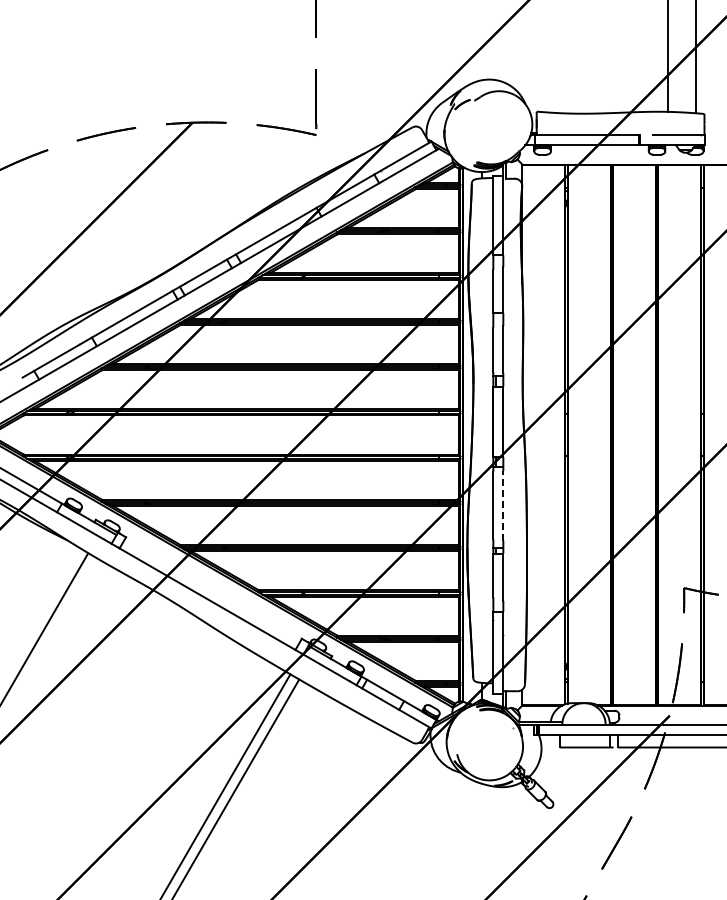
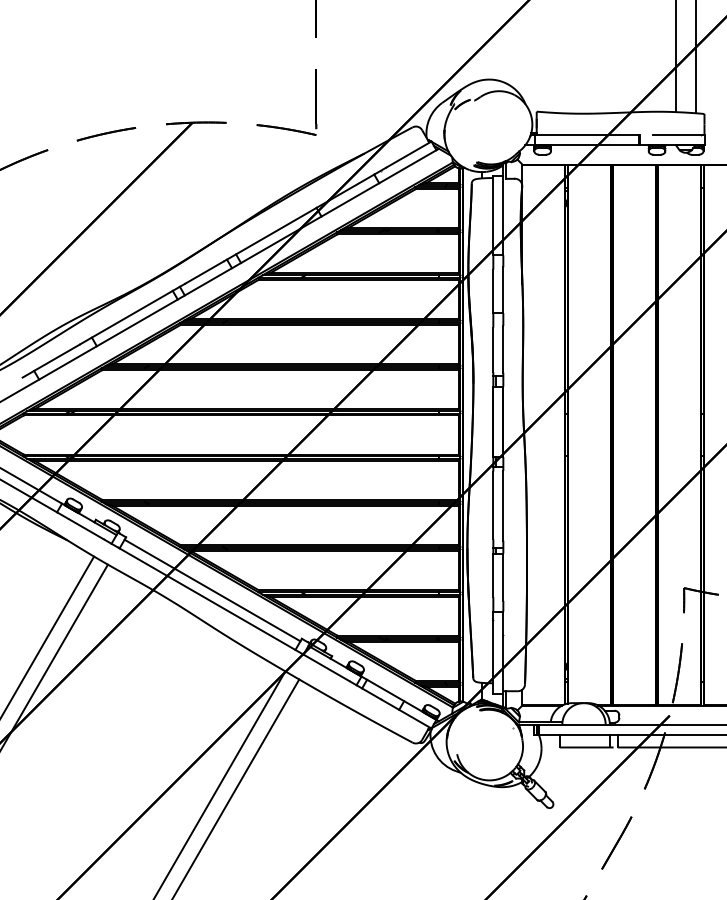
line position: (667, 57) -> (675, 57) (675, 57)
line: dashed -> solid (503, 505)
line: none -> present (212, 590)
line position: (45, 627) -> (48, 636) (48, 636)
line: none -> present (54, 655)
line position: (226, 785) -> (220, 783) (220, 783)
